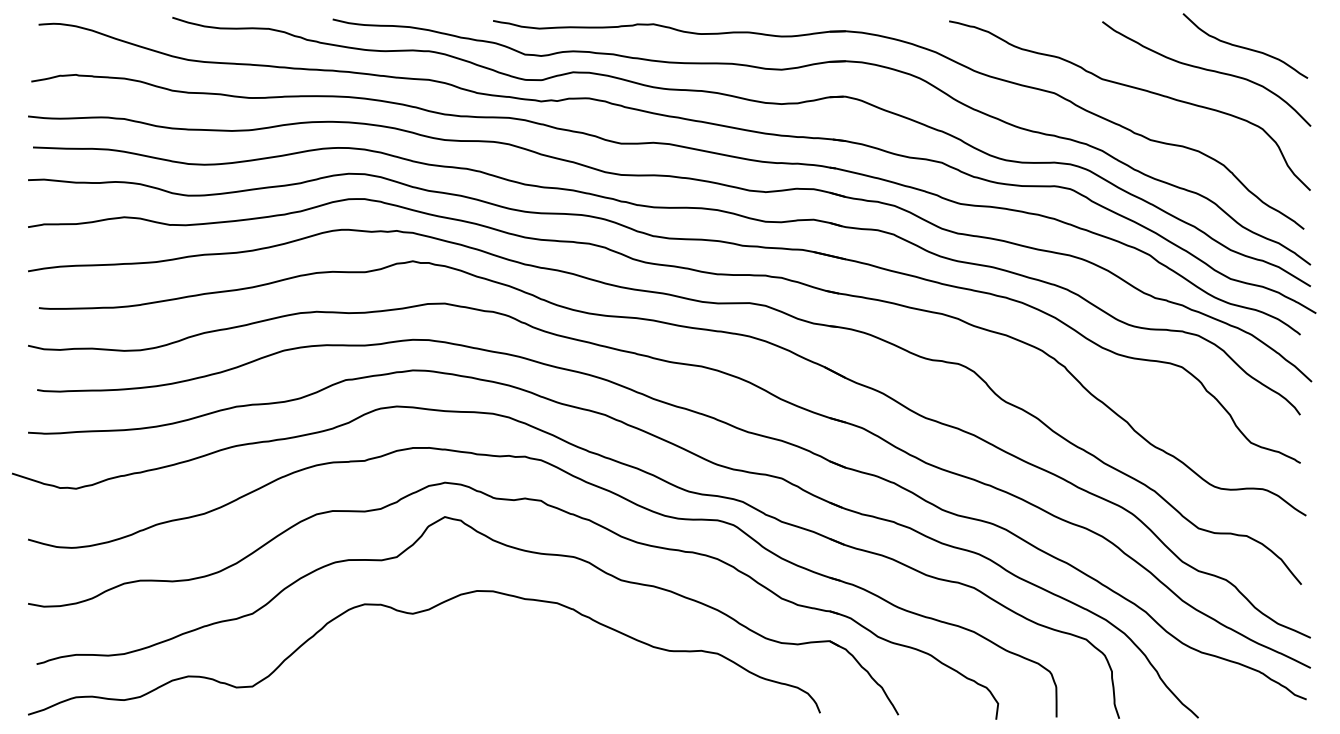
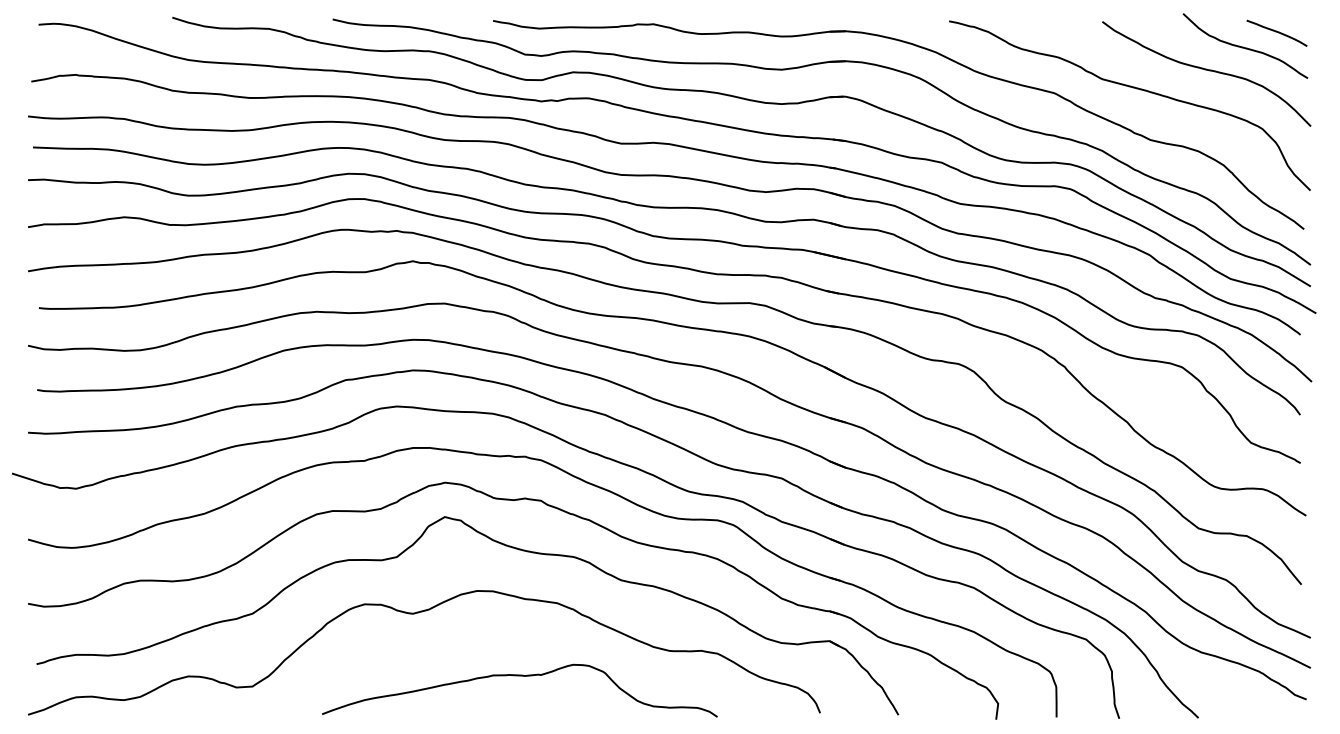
curve: none -> present (1276, 32)
curve: none -> present (519, 676)
